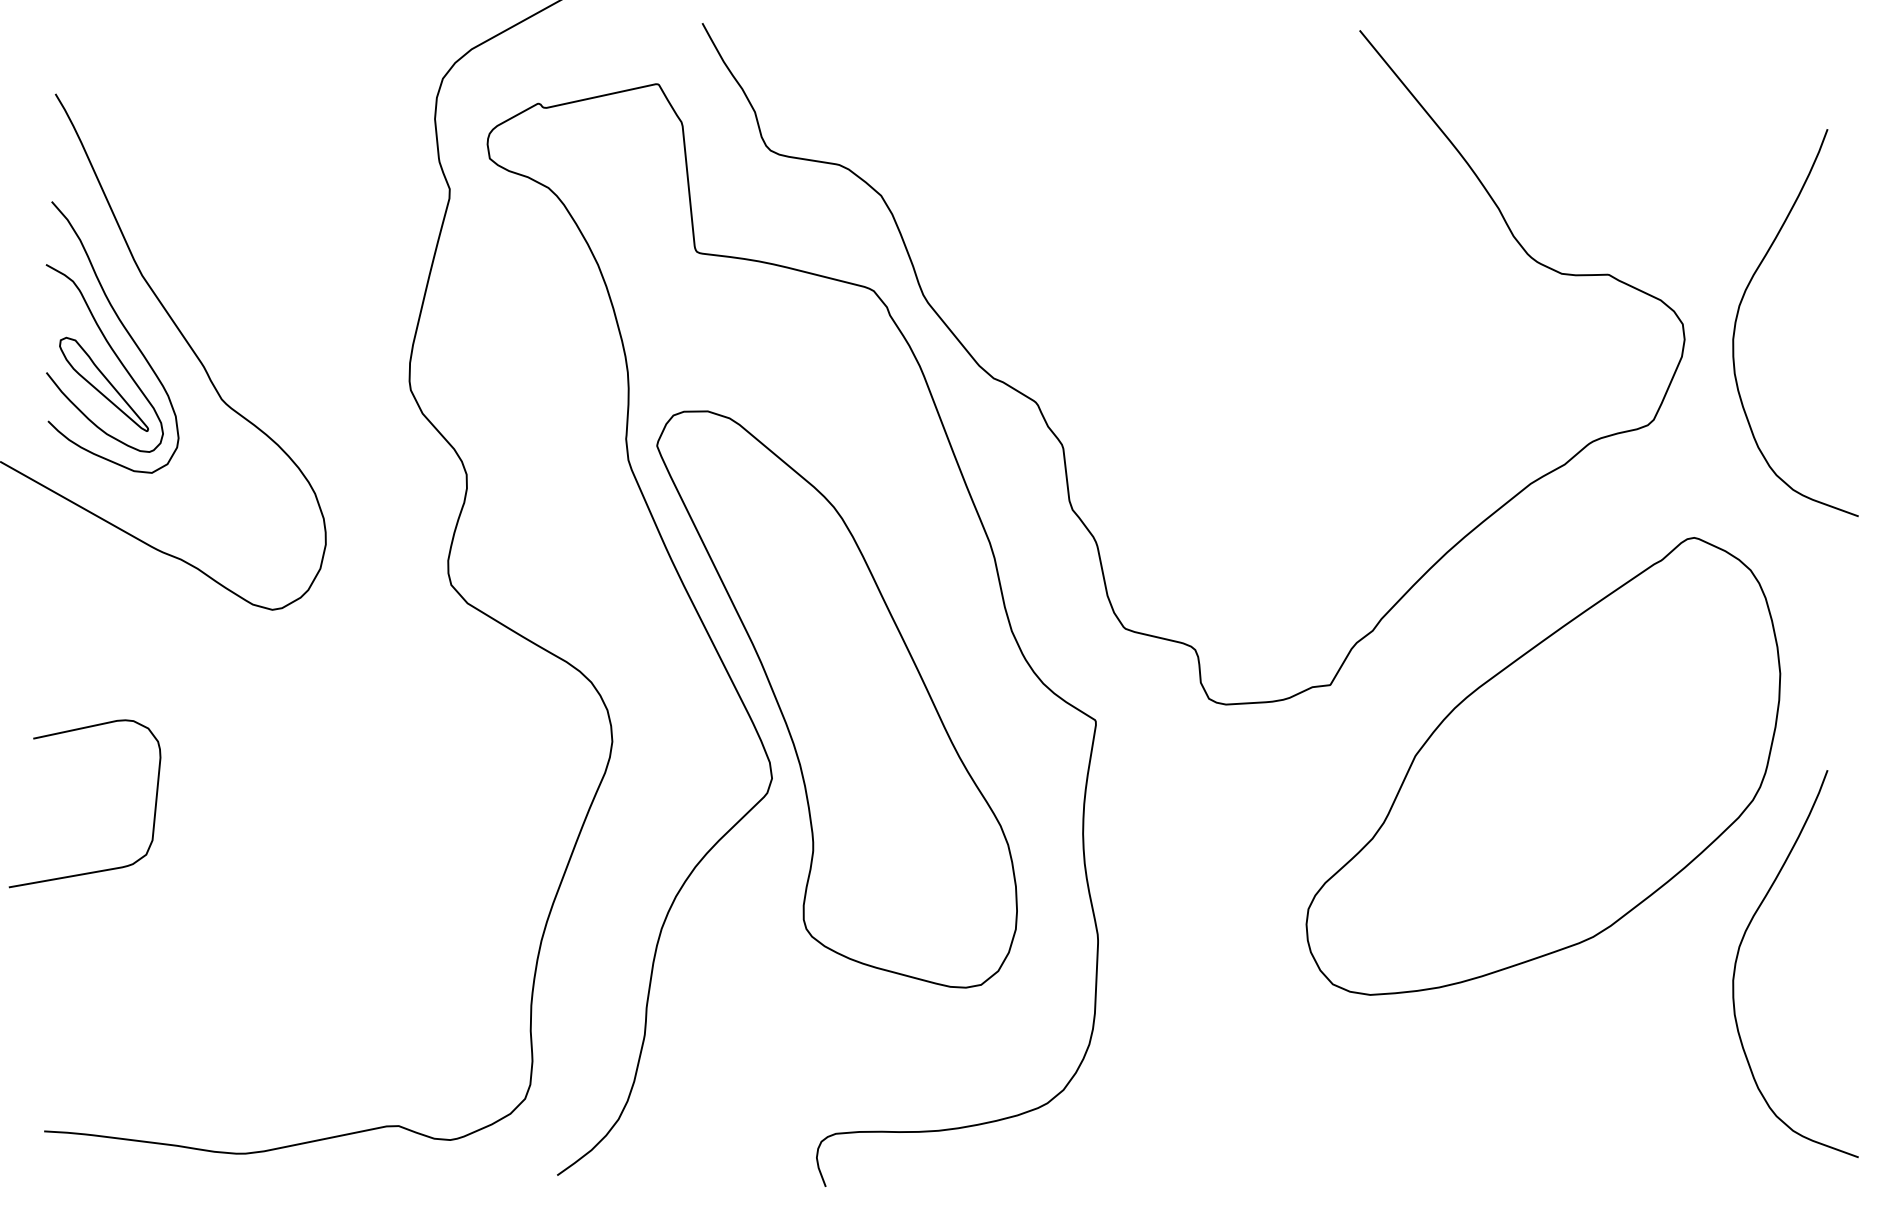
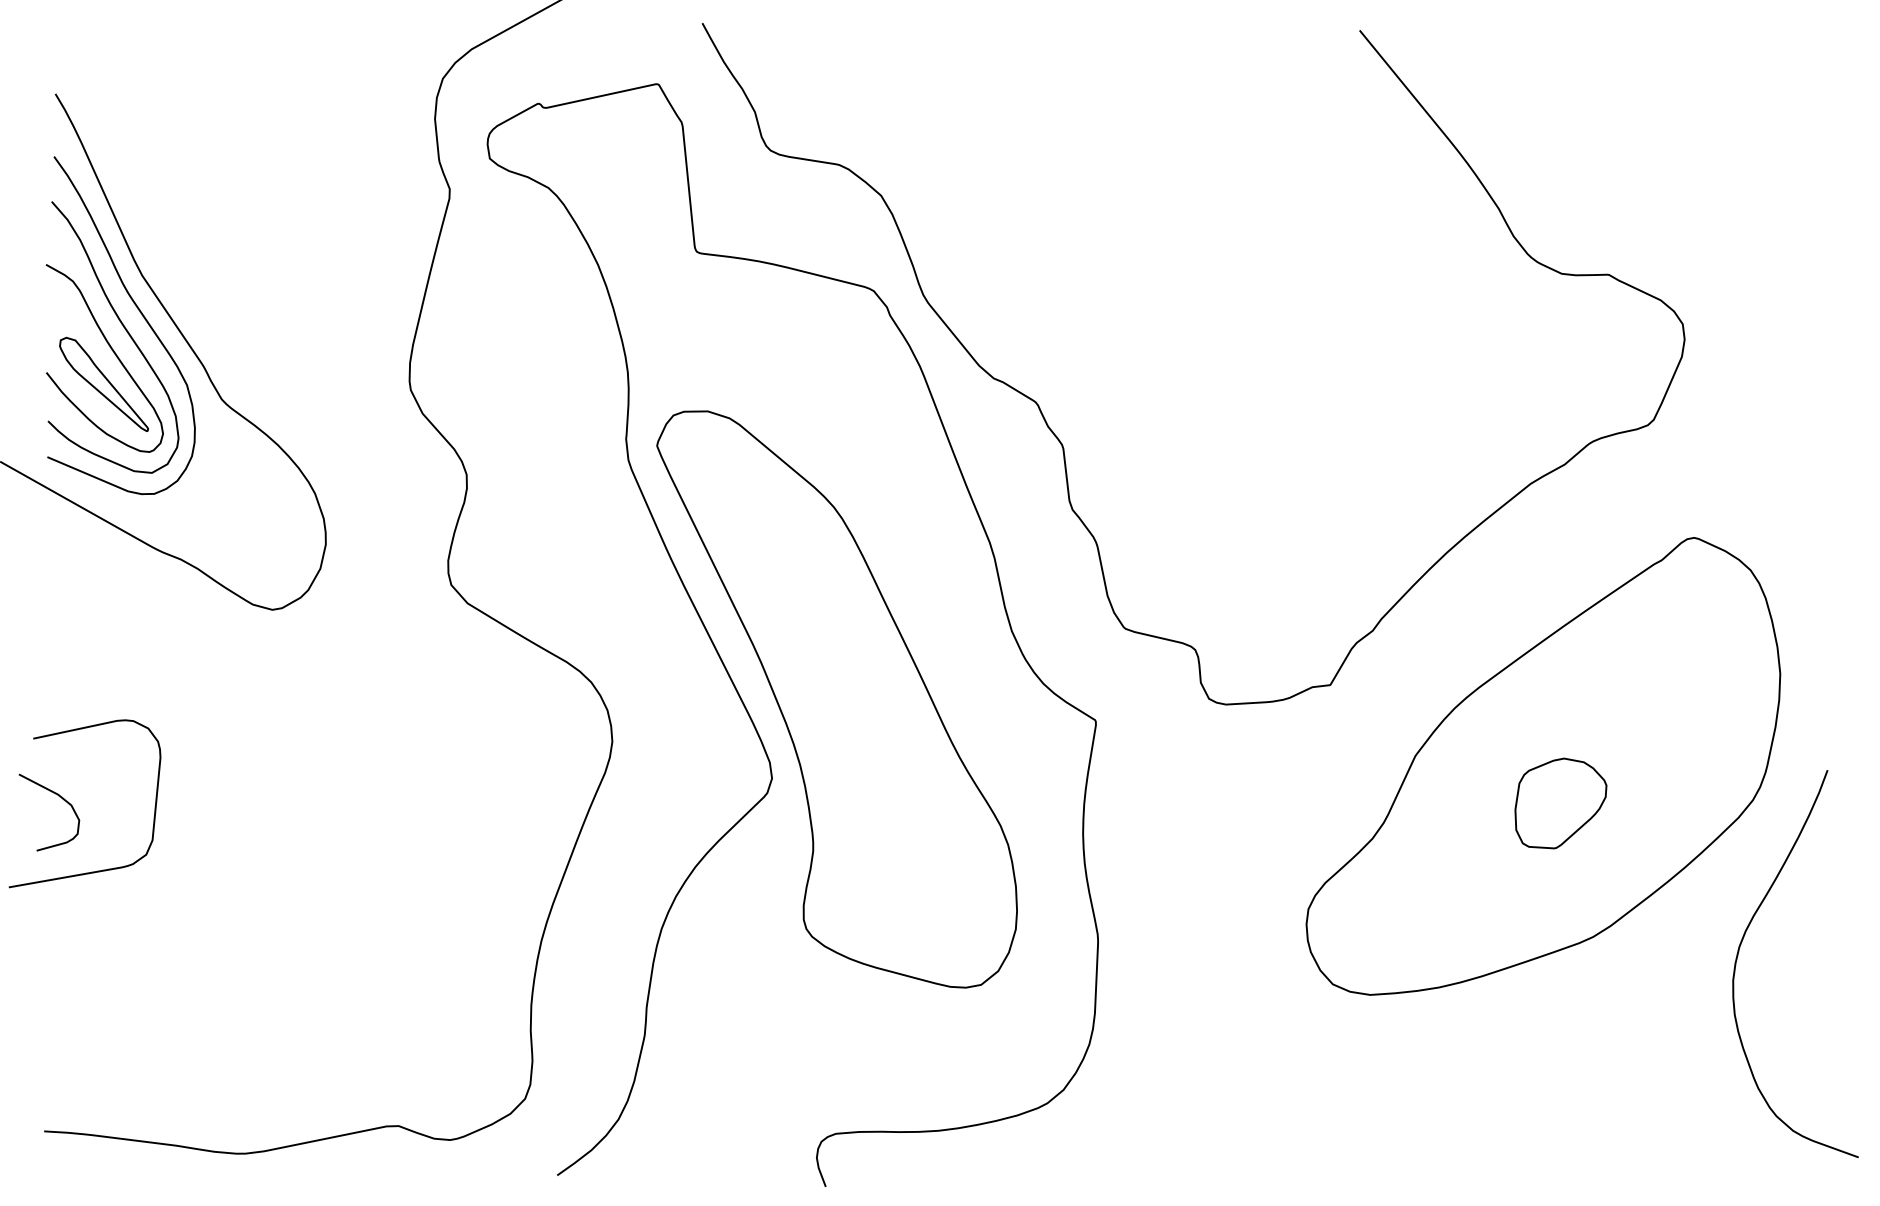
curve: present -> none (1742, 301)
curve: none -> present (139, 312)
curve: none -> present (58, 796)
part: none -> present (1560, 803)
